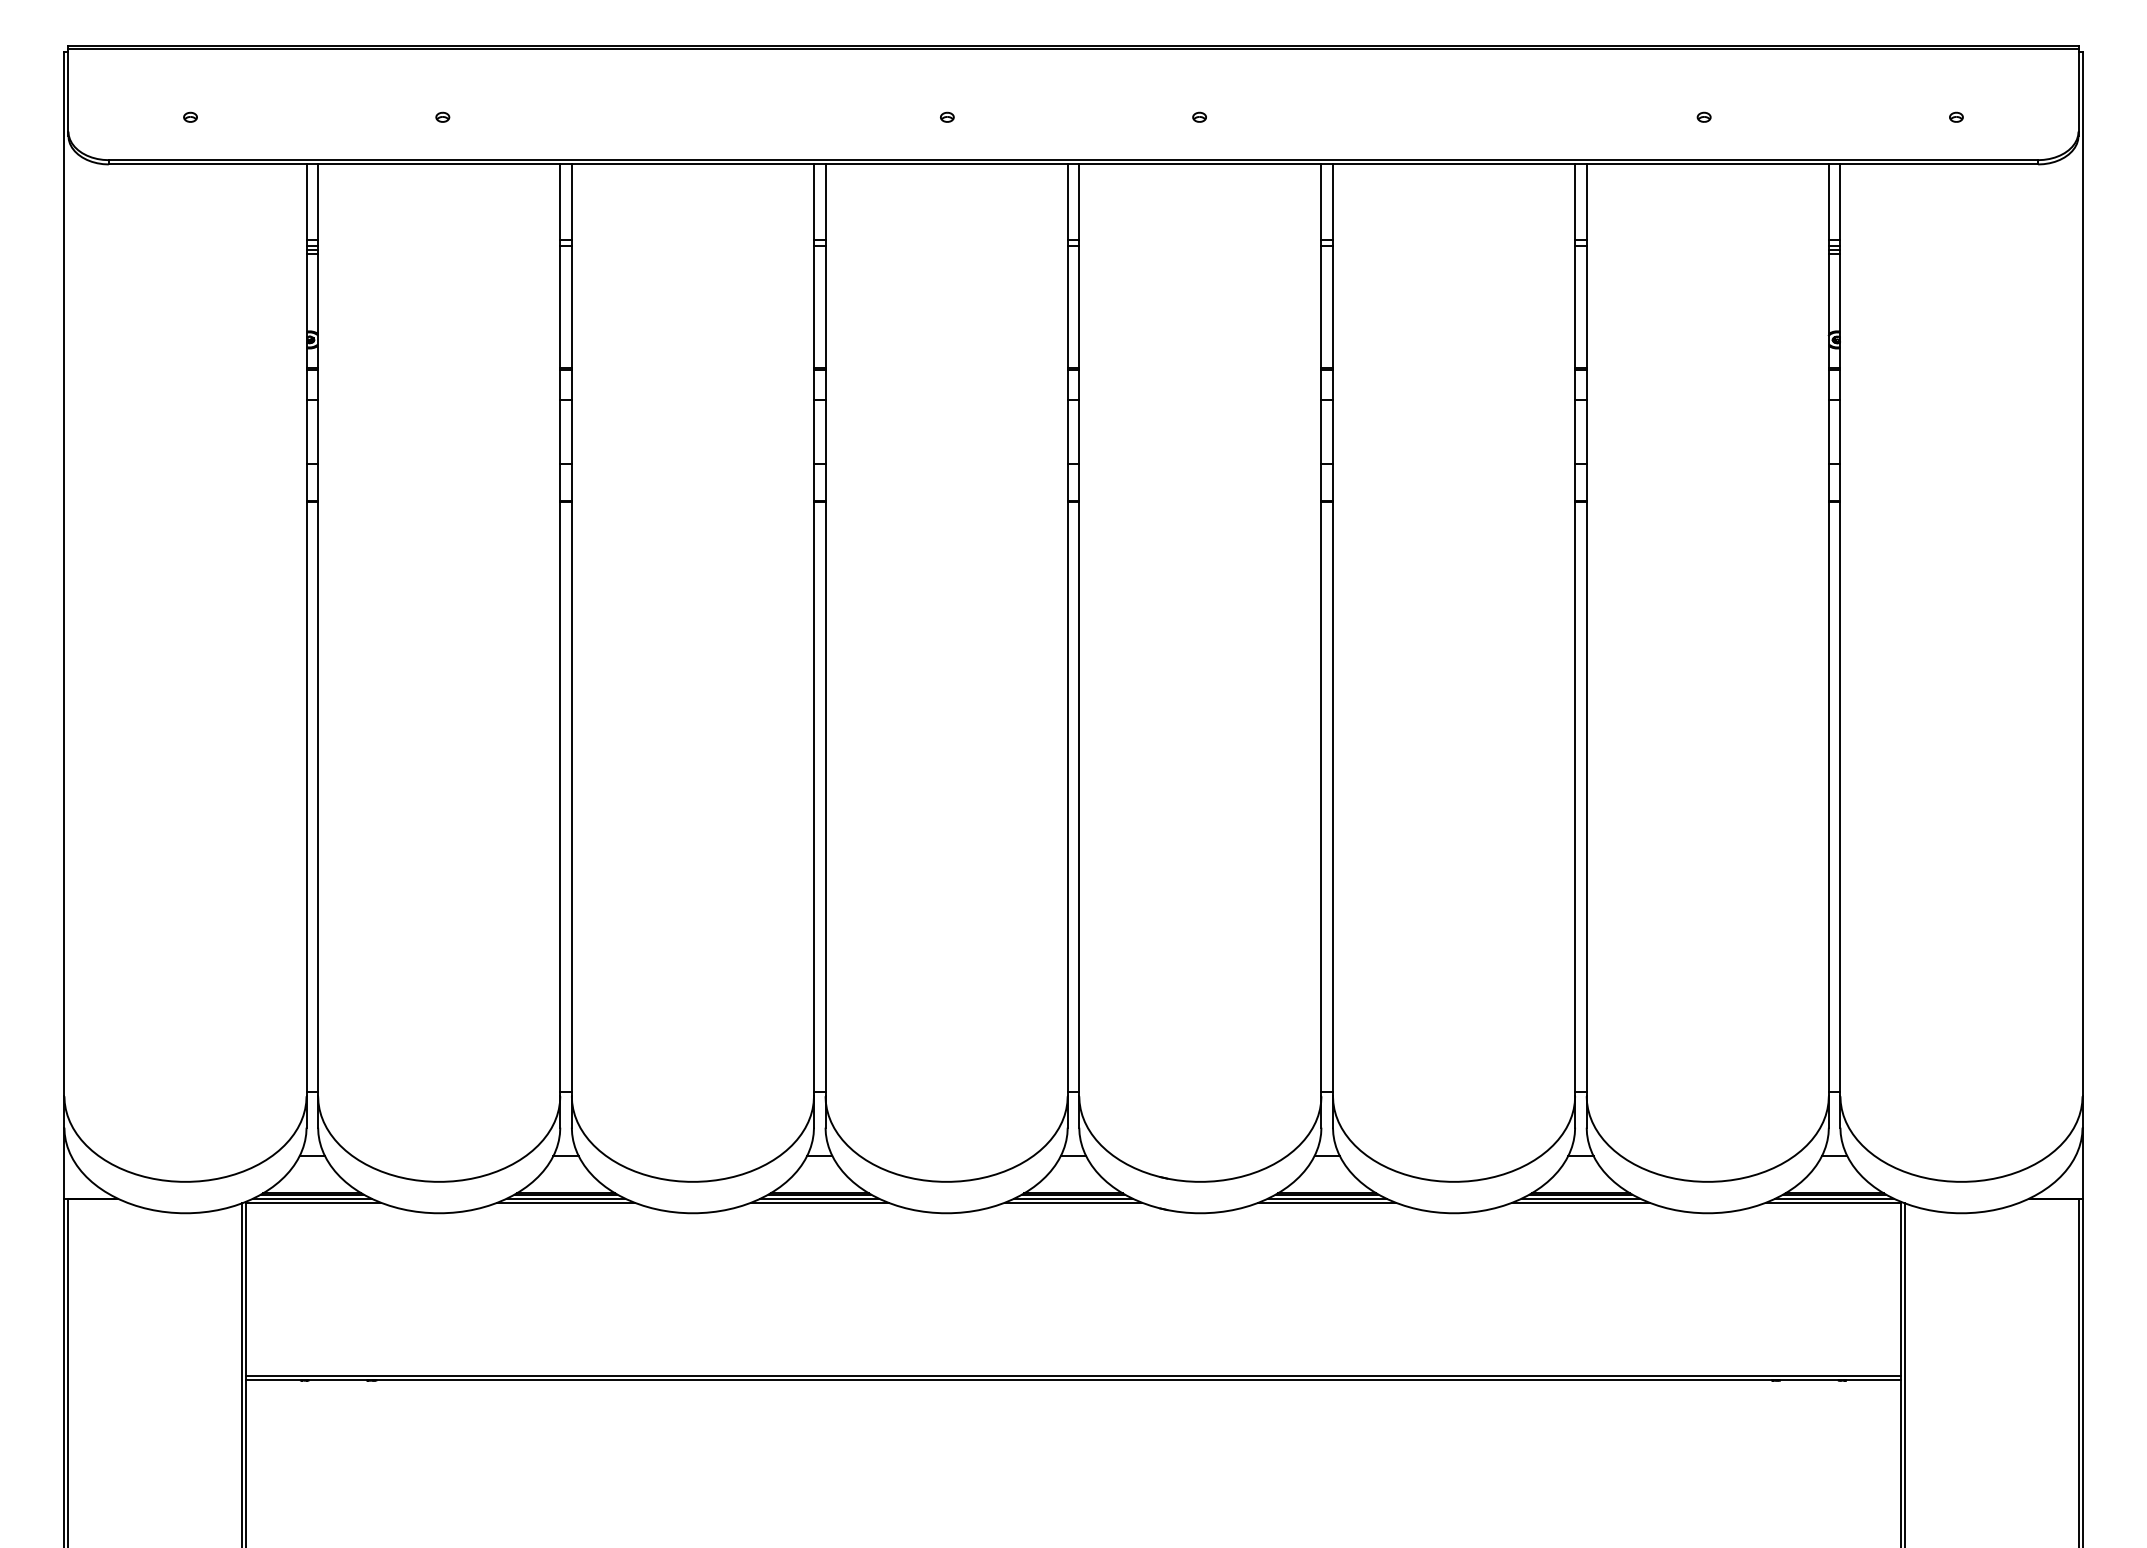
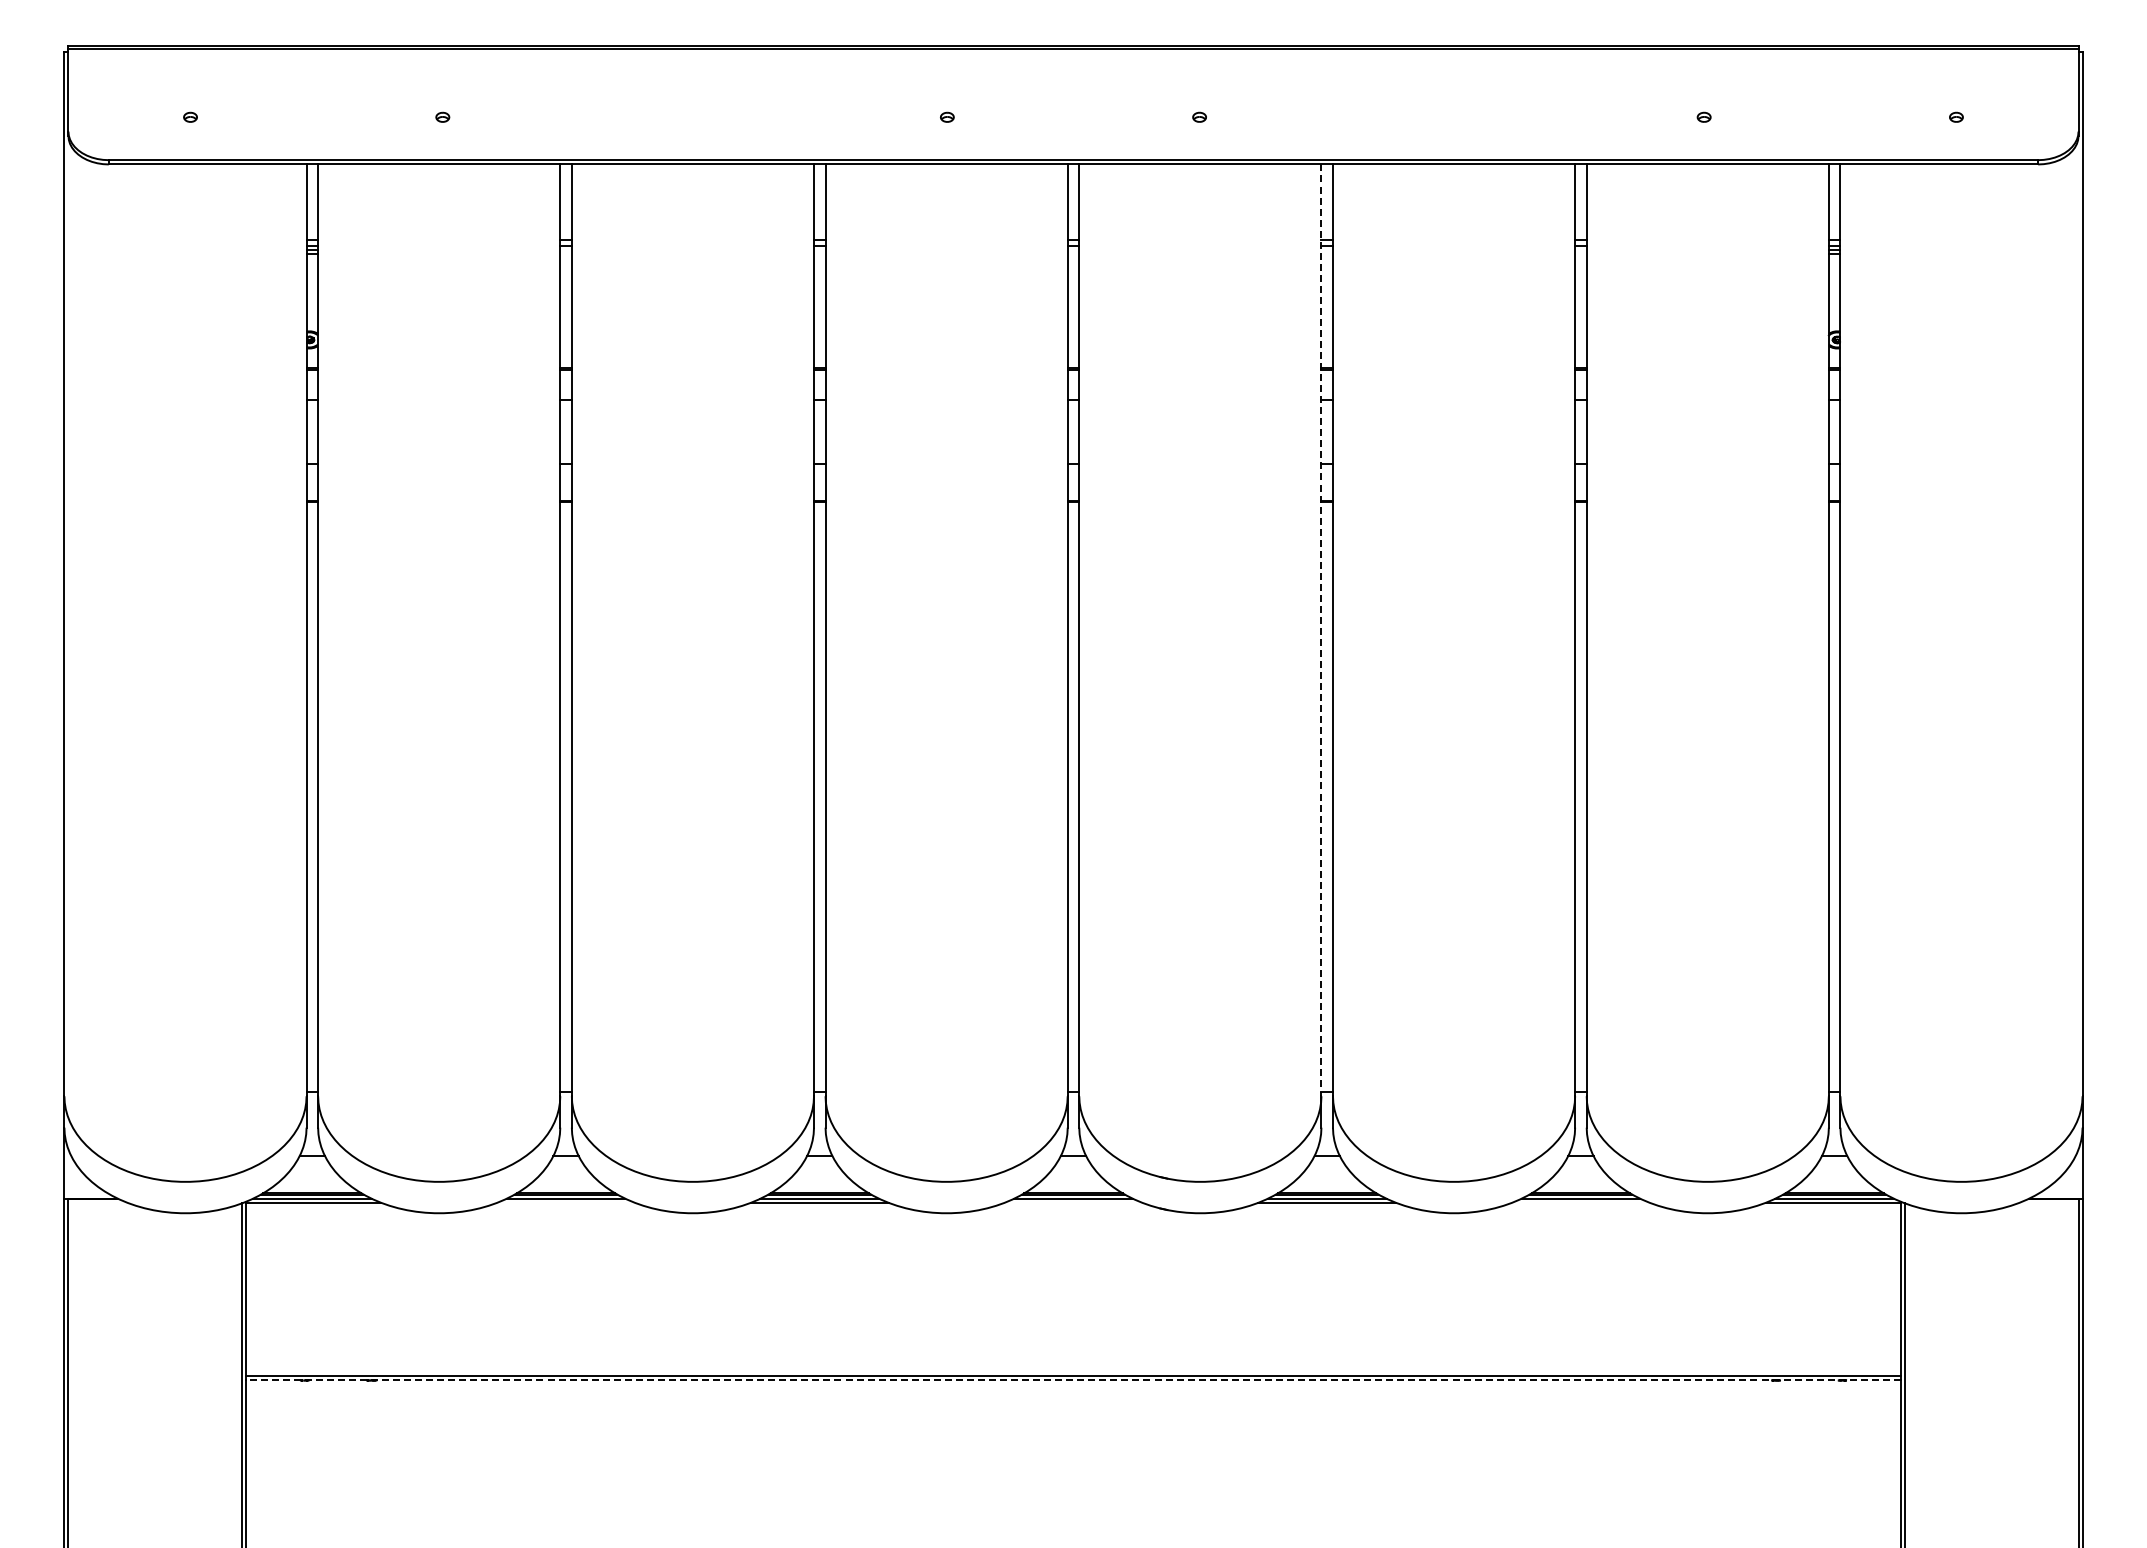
line: solid -> dashed (1321, 630)
line: present -> none (565, 1202)
line: present -> none (1073, 1202)
line: present -> none (1580, 1202)
line: solid -> dashed (1073, 1380)
